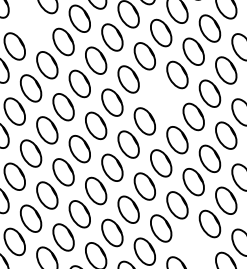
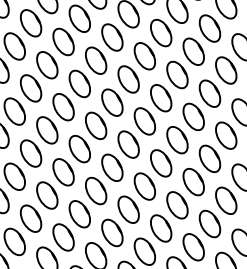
part: none -> present (30, 23)
part: none -> present (161, 98)
part: none -> present (193, 247)
